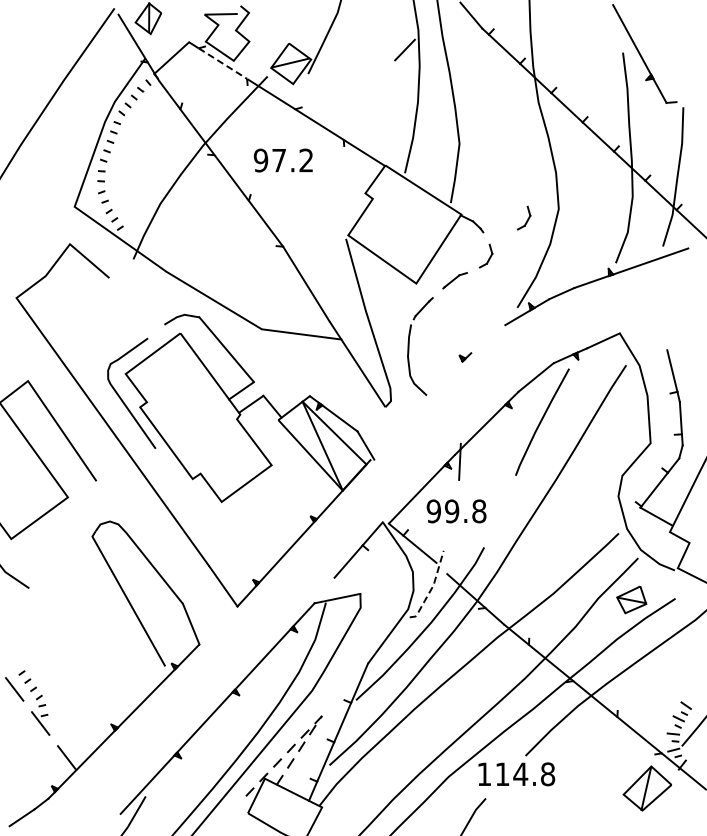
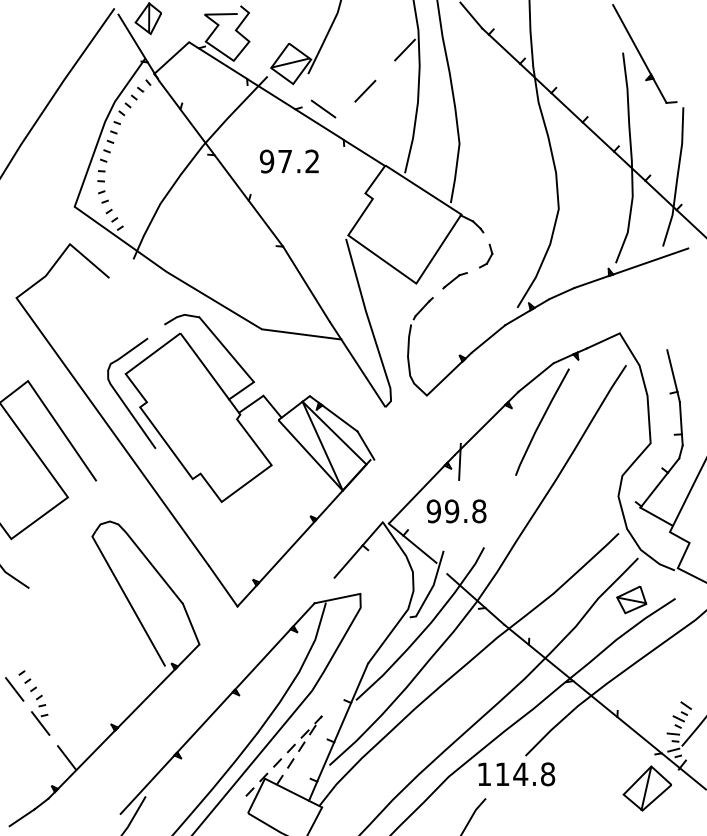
line: dashed -> solid (222, 63)
line: none -> present (365, 90)
line: none -> present (323, 108)
text position: (282, 160) -> (288, 161) (288, 161)
part: present -> none (524, 217)
line: none -> present (488, 338)
line: none -> present (443, 378)
line: dashed -> solid (432, 587)
